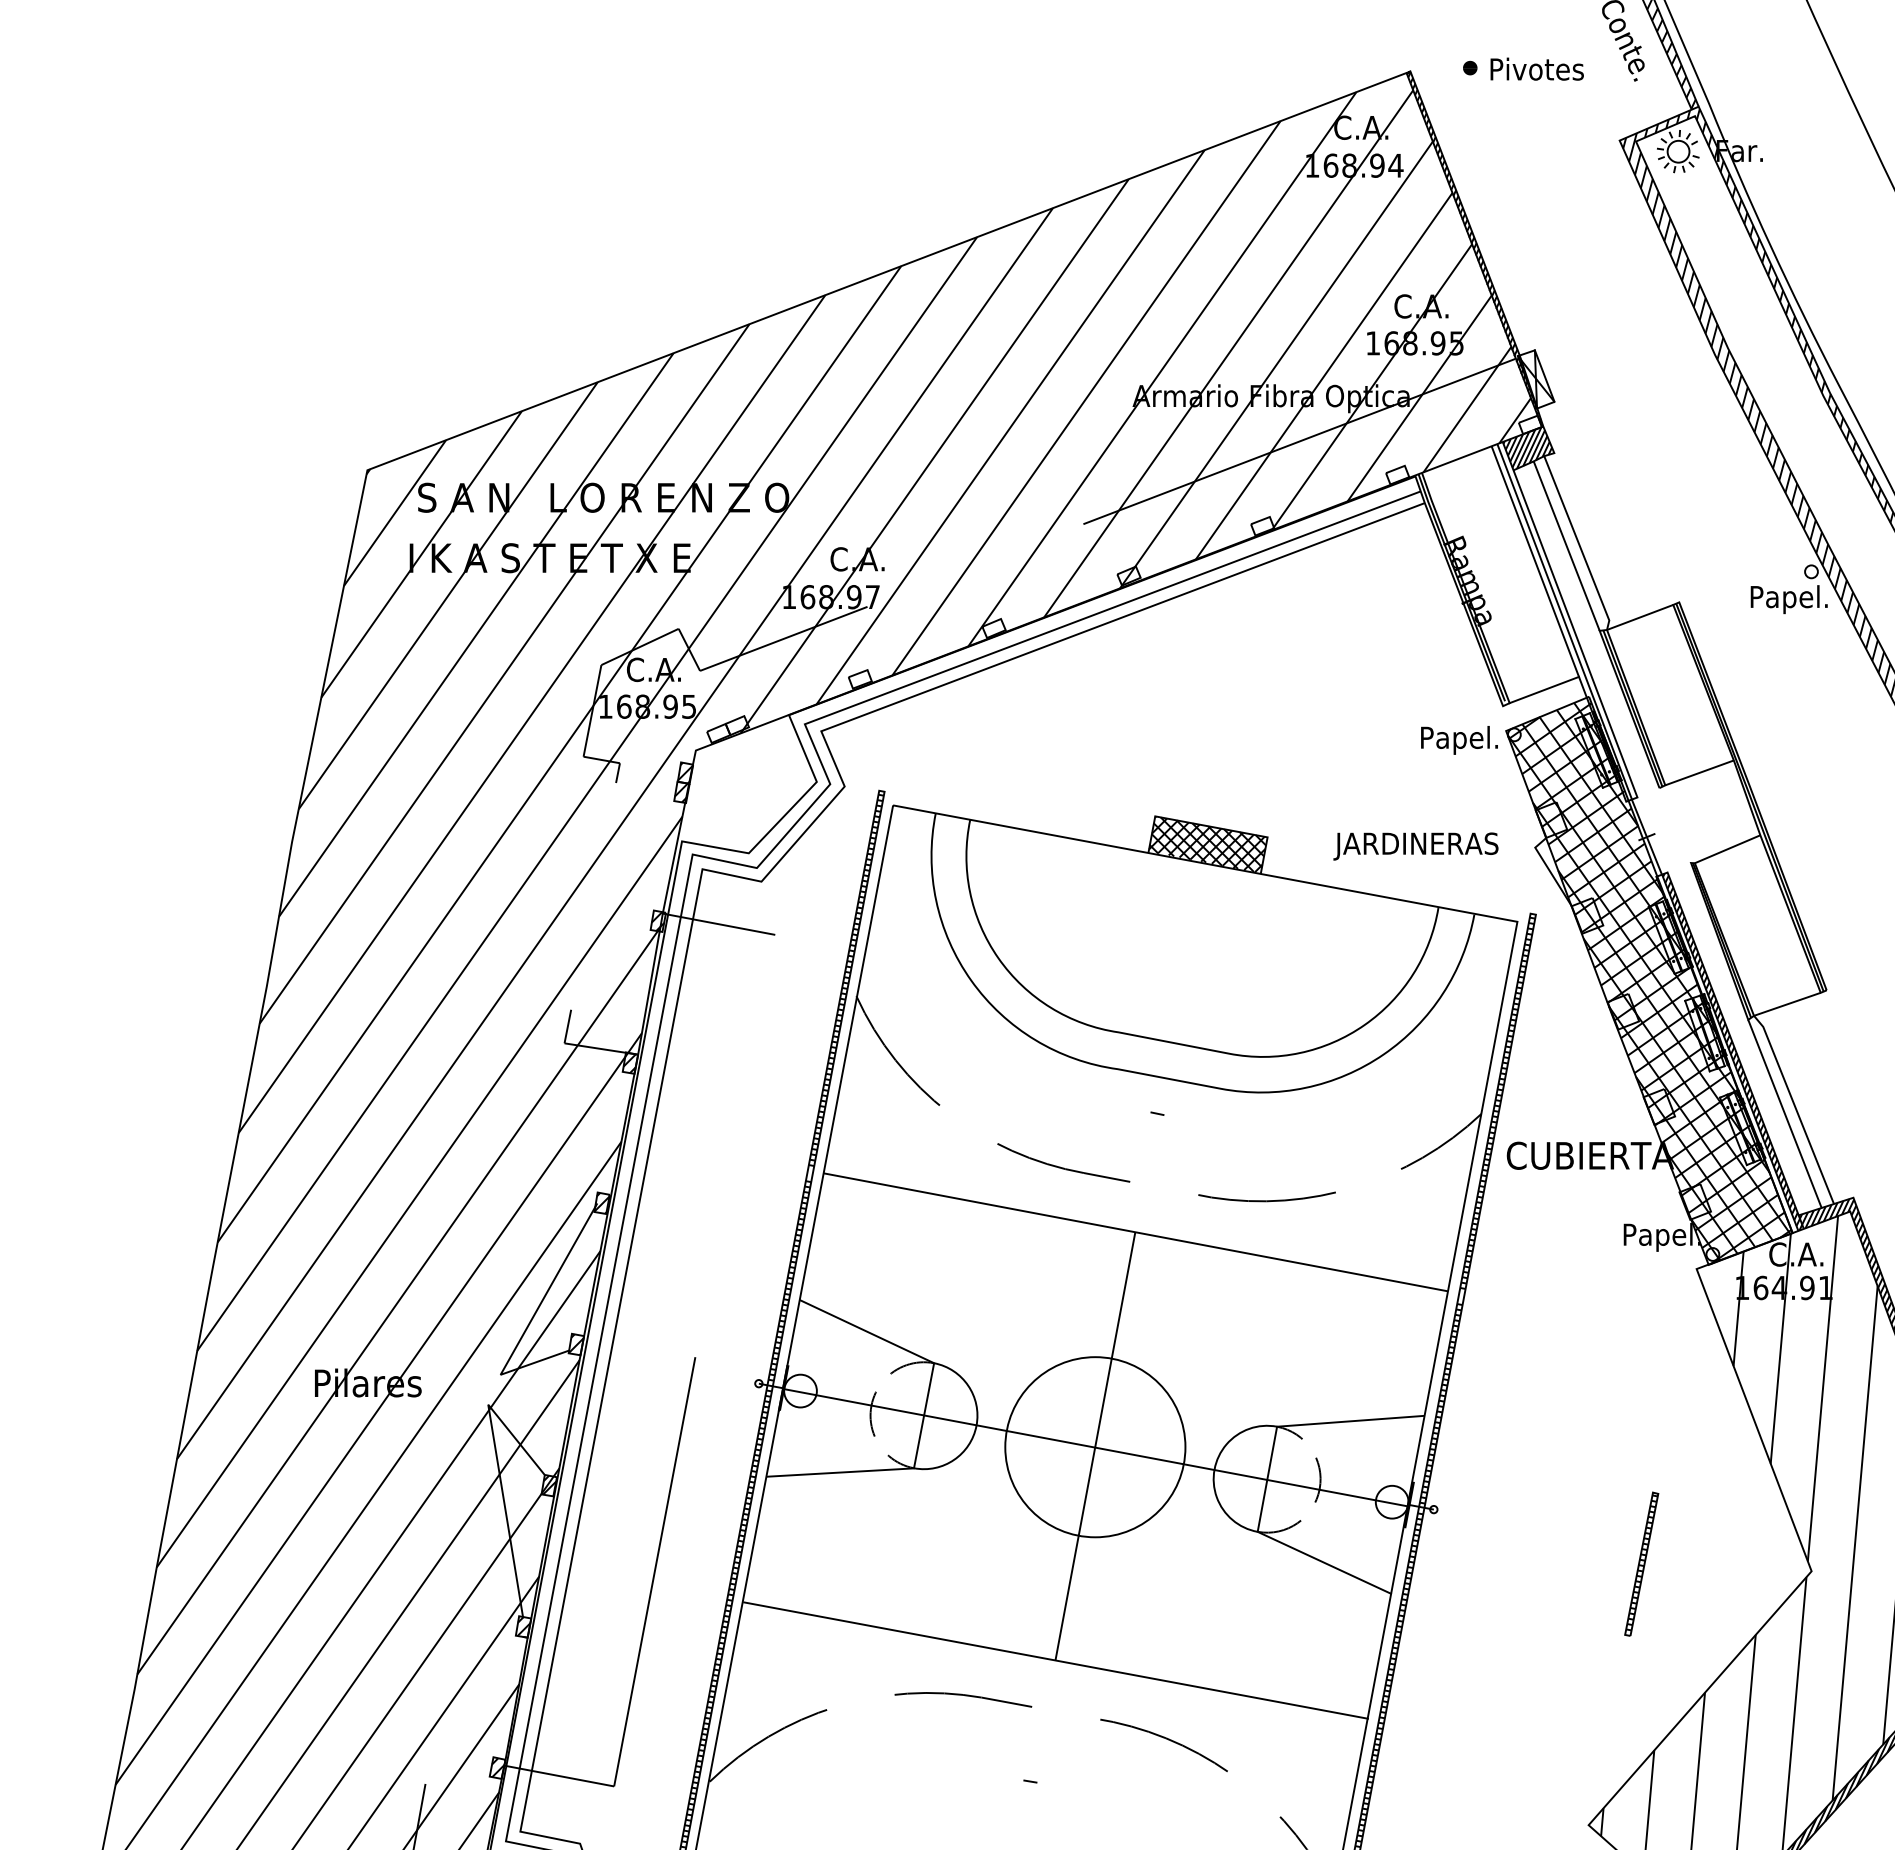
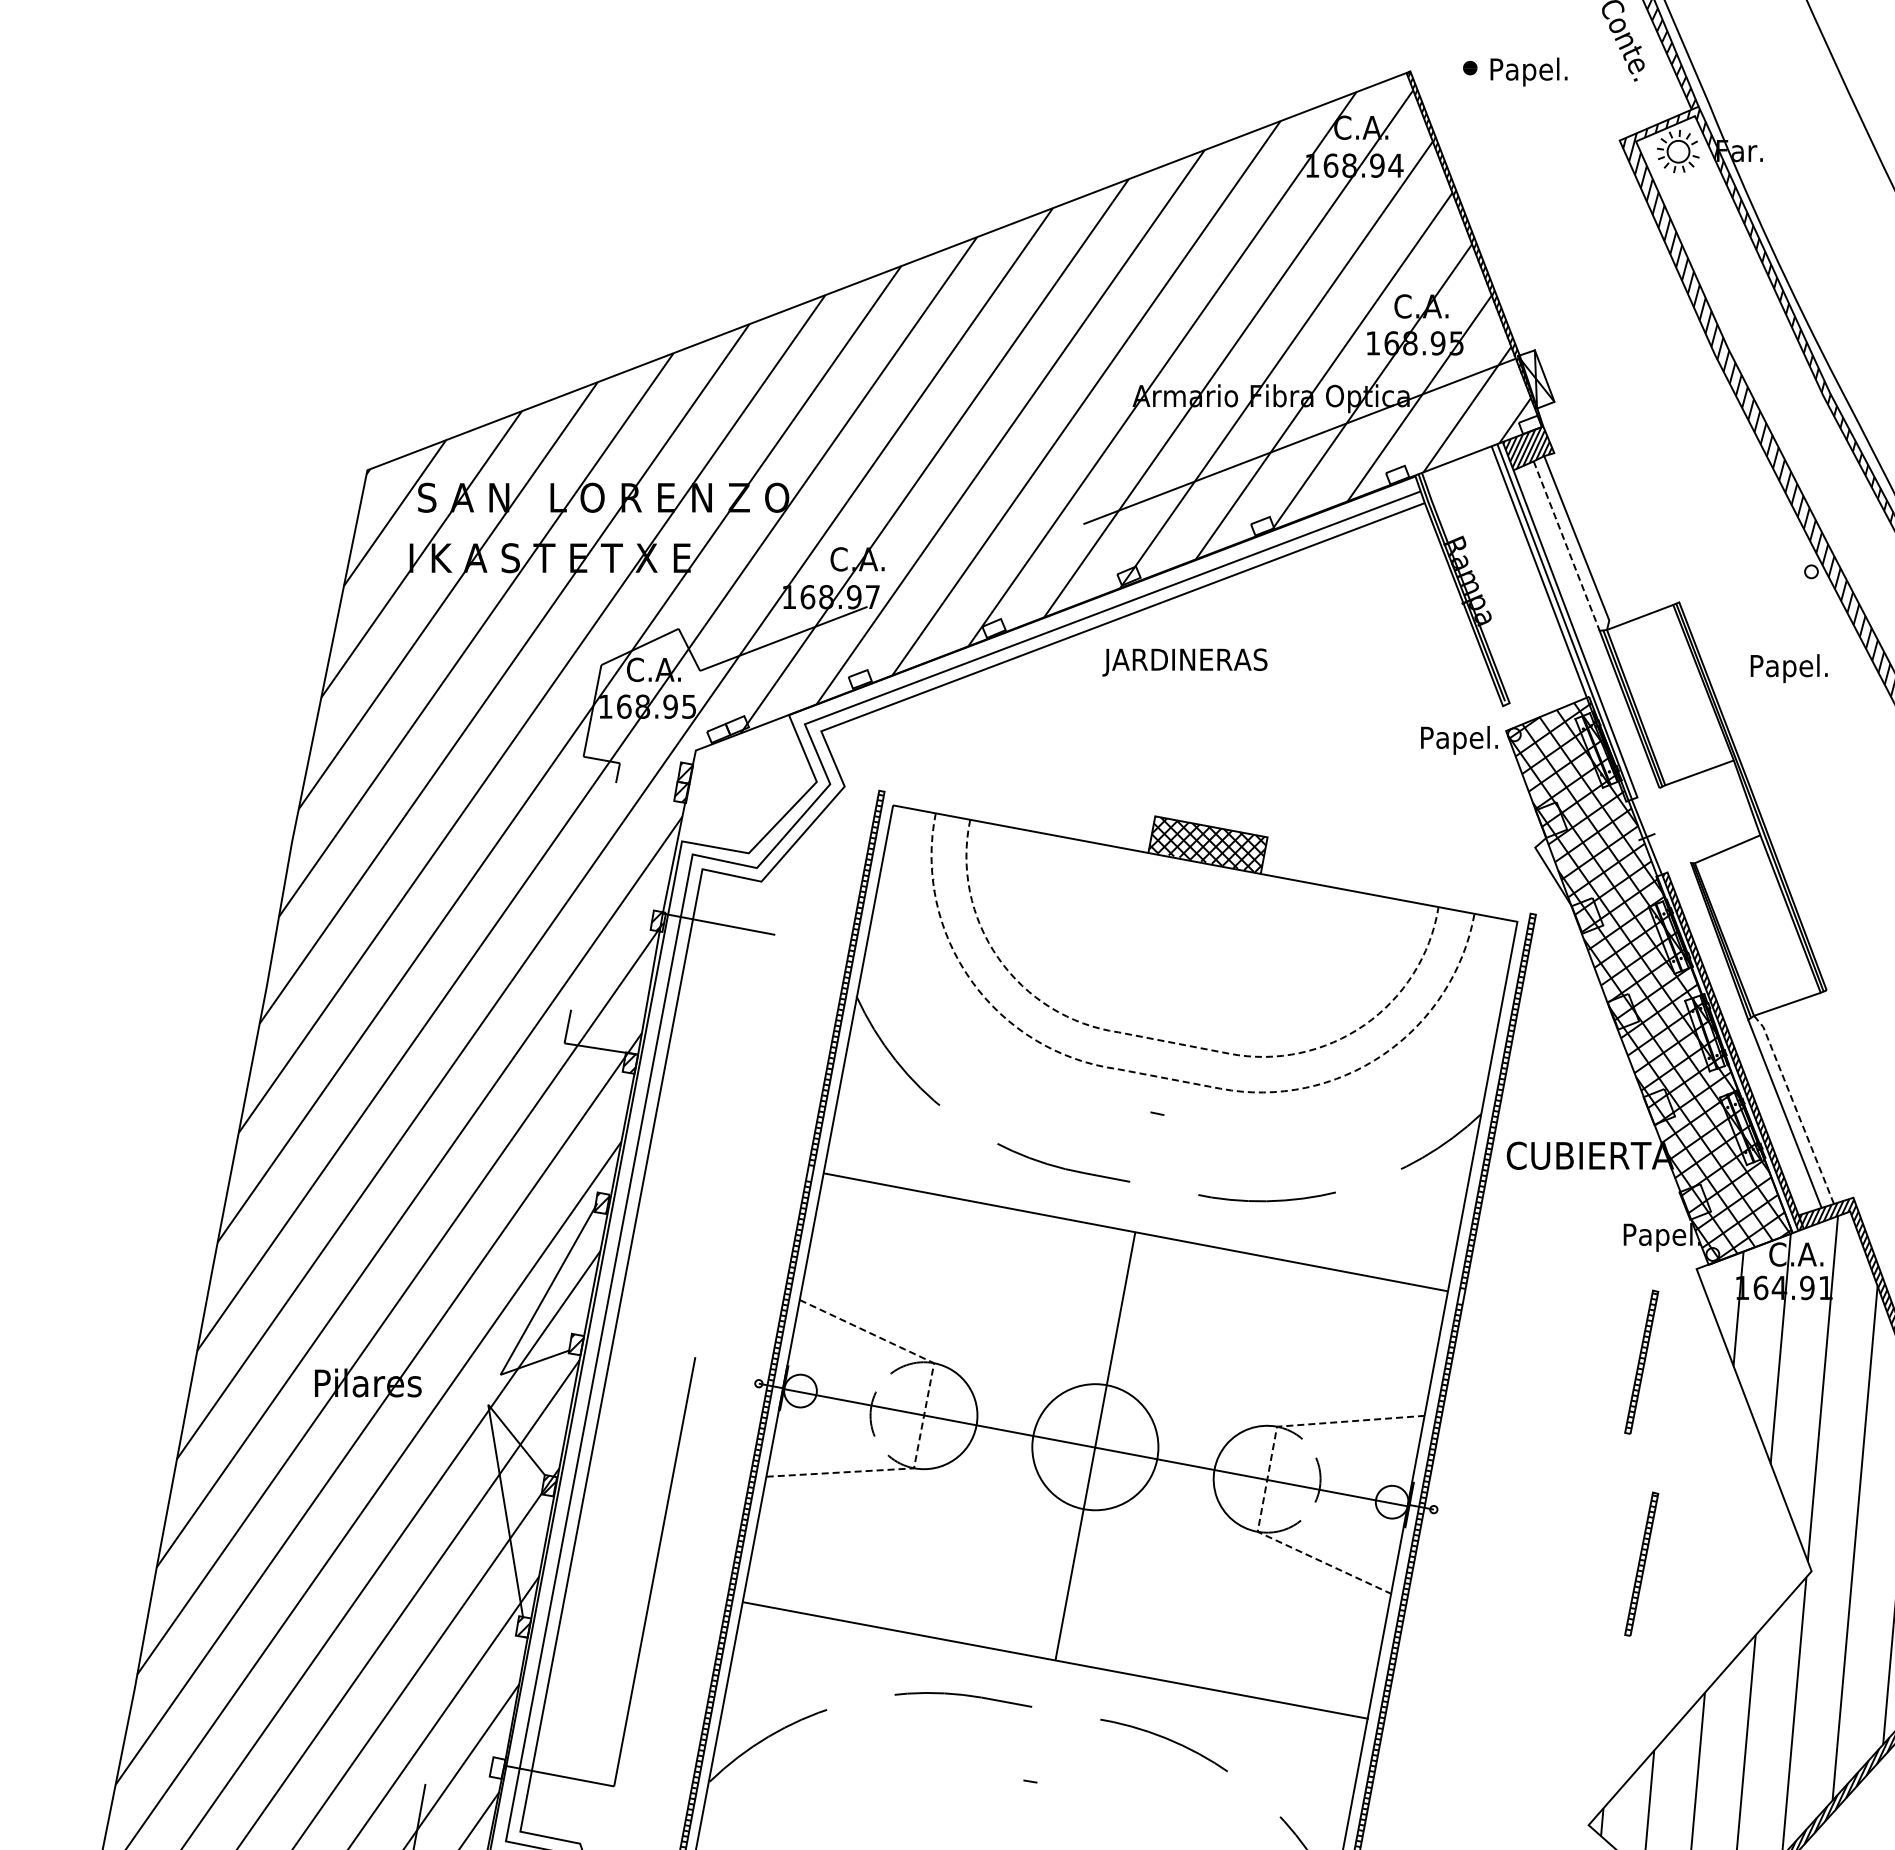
text: Pivotes -> Papel. (1544, 71)
line: solid -> dashed (1566, 546)
text position: (1788, 599) -> (1788, 668) (1788, 668)
line: present -> none (1543, 689)
text position: (1415, 846) -> (1184, 662) (1184, 662)
line: solid -> dashed (1166, 1041)
line: solid -> dashed (1165, 1078)
line: solid -> dashed (1795, 1108)
part: none -> present (1641, 1361)
line: solid -> dashed (924, 1415)
circle diameter: 180 px -> 126 px (1095, 1447)
line: solid -> dashed (1267, 1478)
hatch: present -> none (498, 1767)
